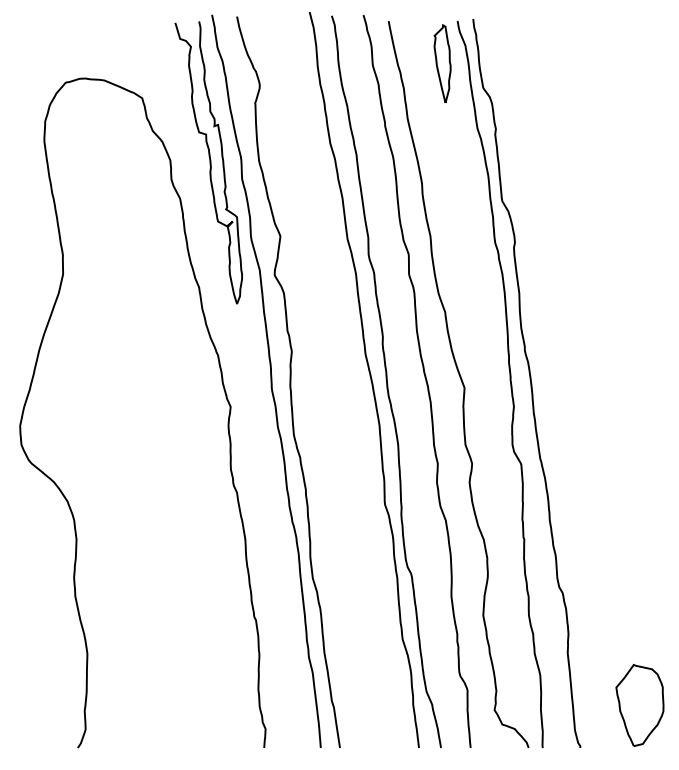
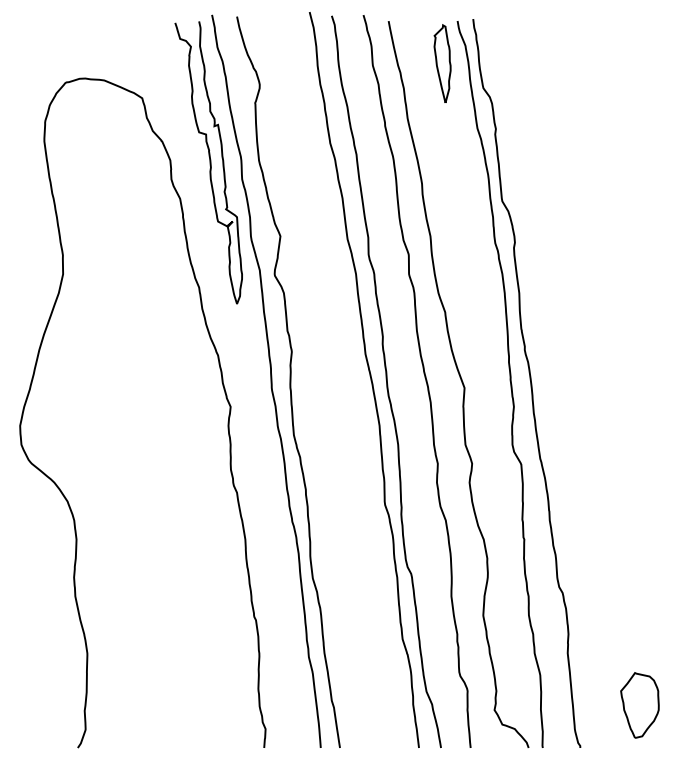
part size: 50x84 px -> 40x67 px (639, 705)
